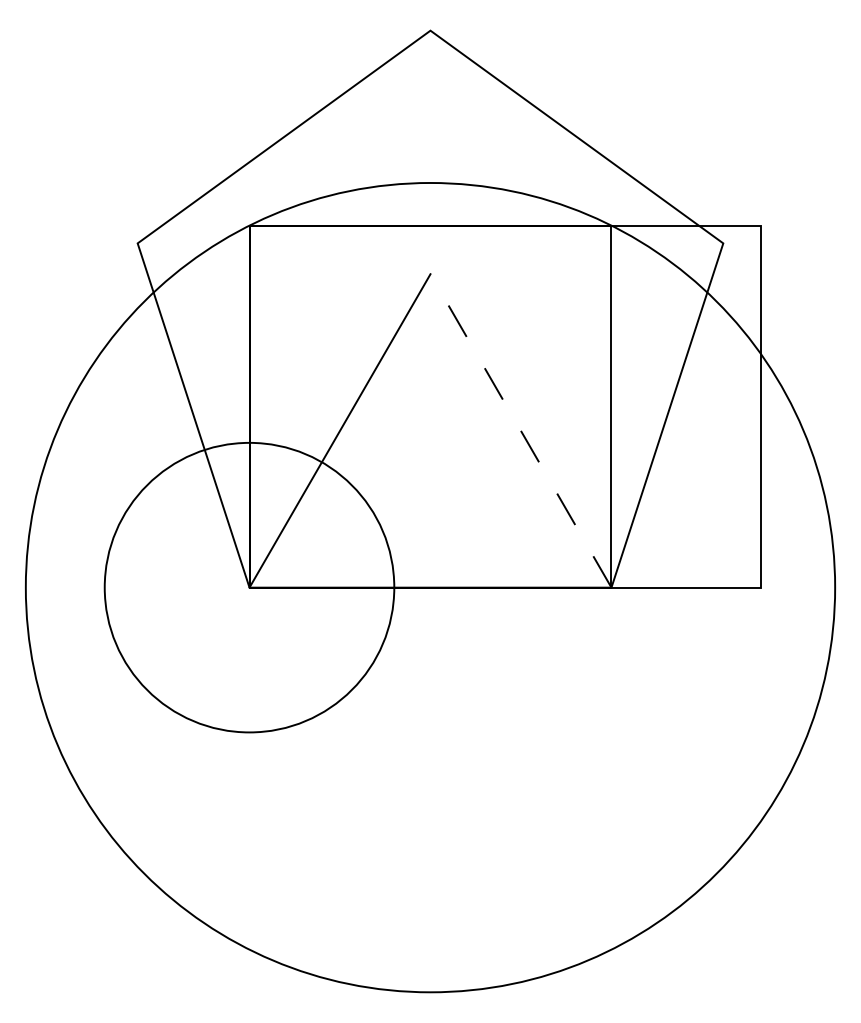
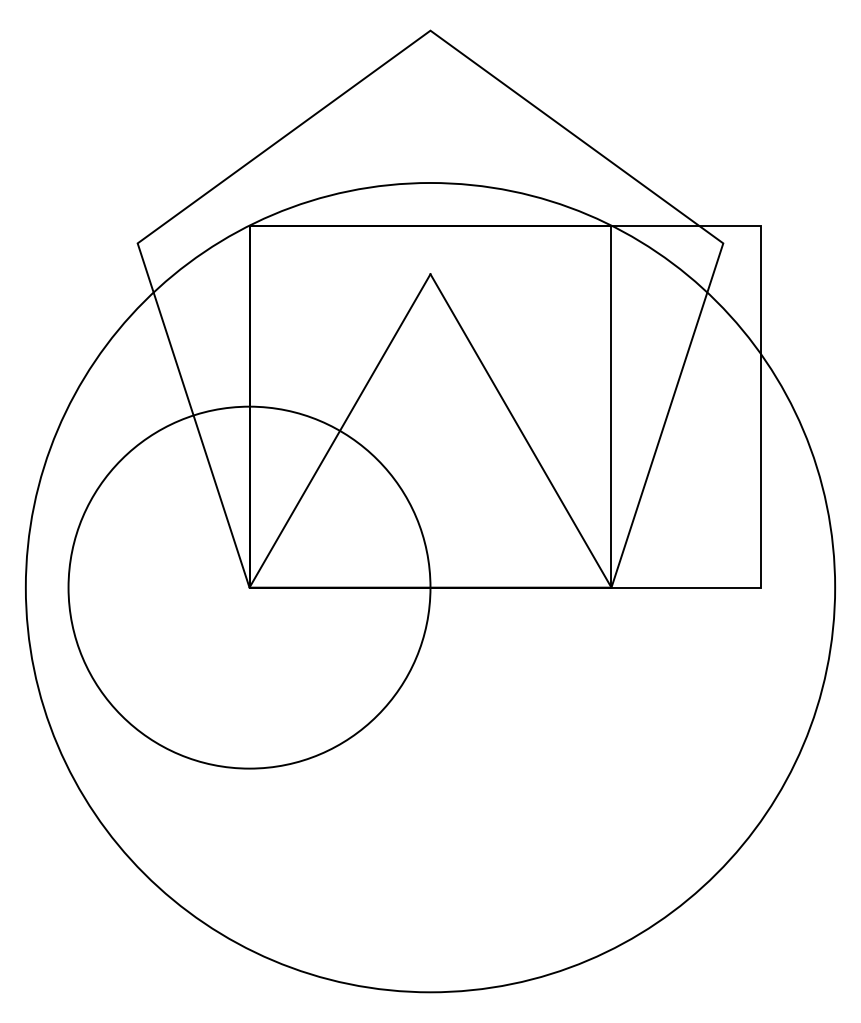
line: dashed -> solid (520, 430)
circle diameter: 290 px -> 362 px (249, 587)
